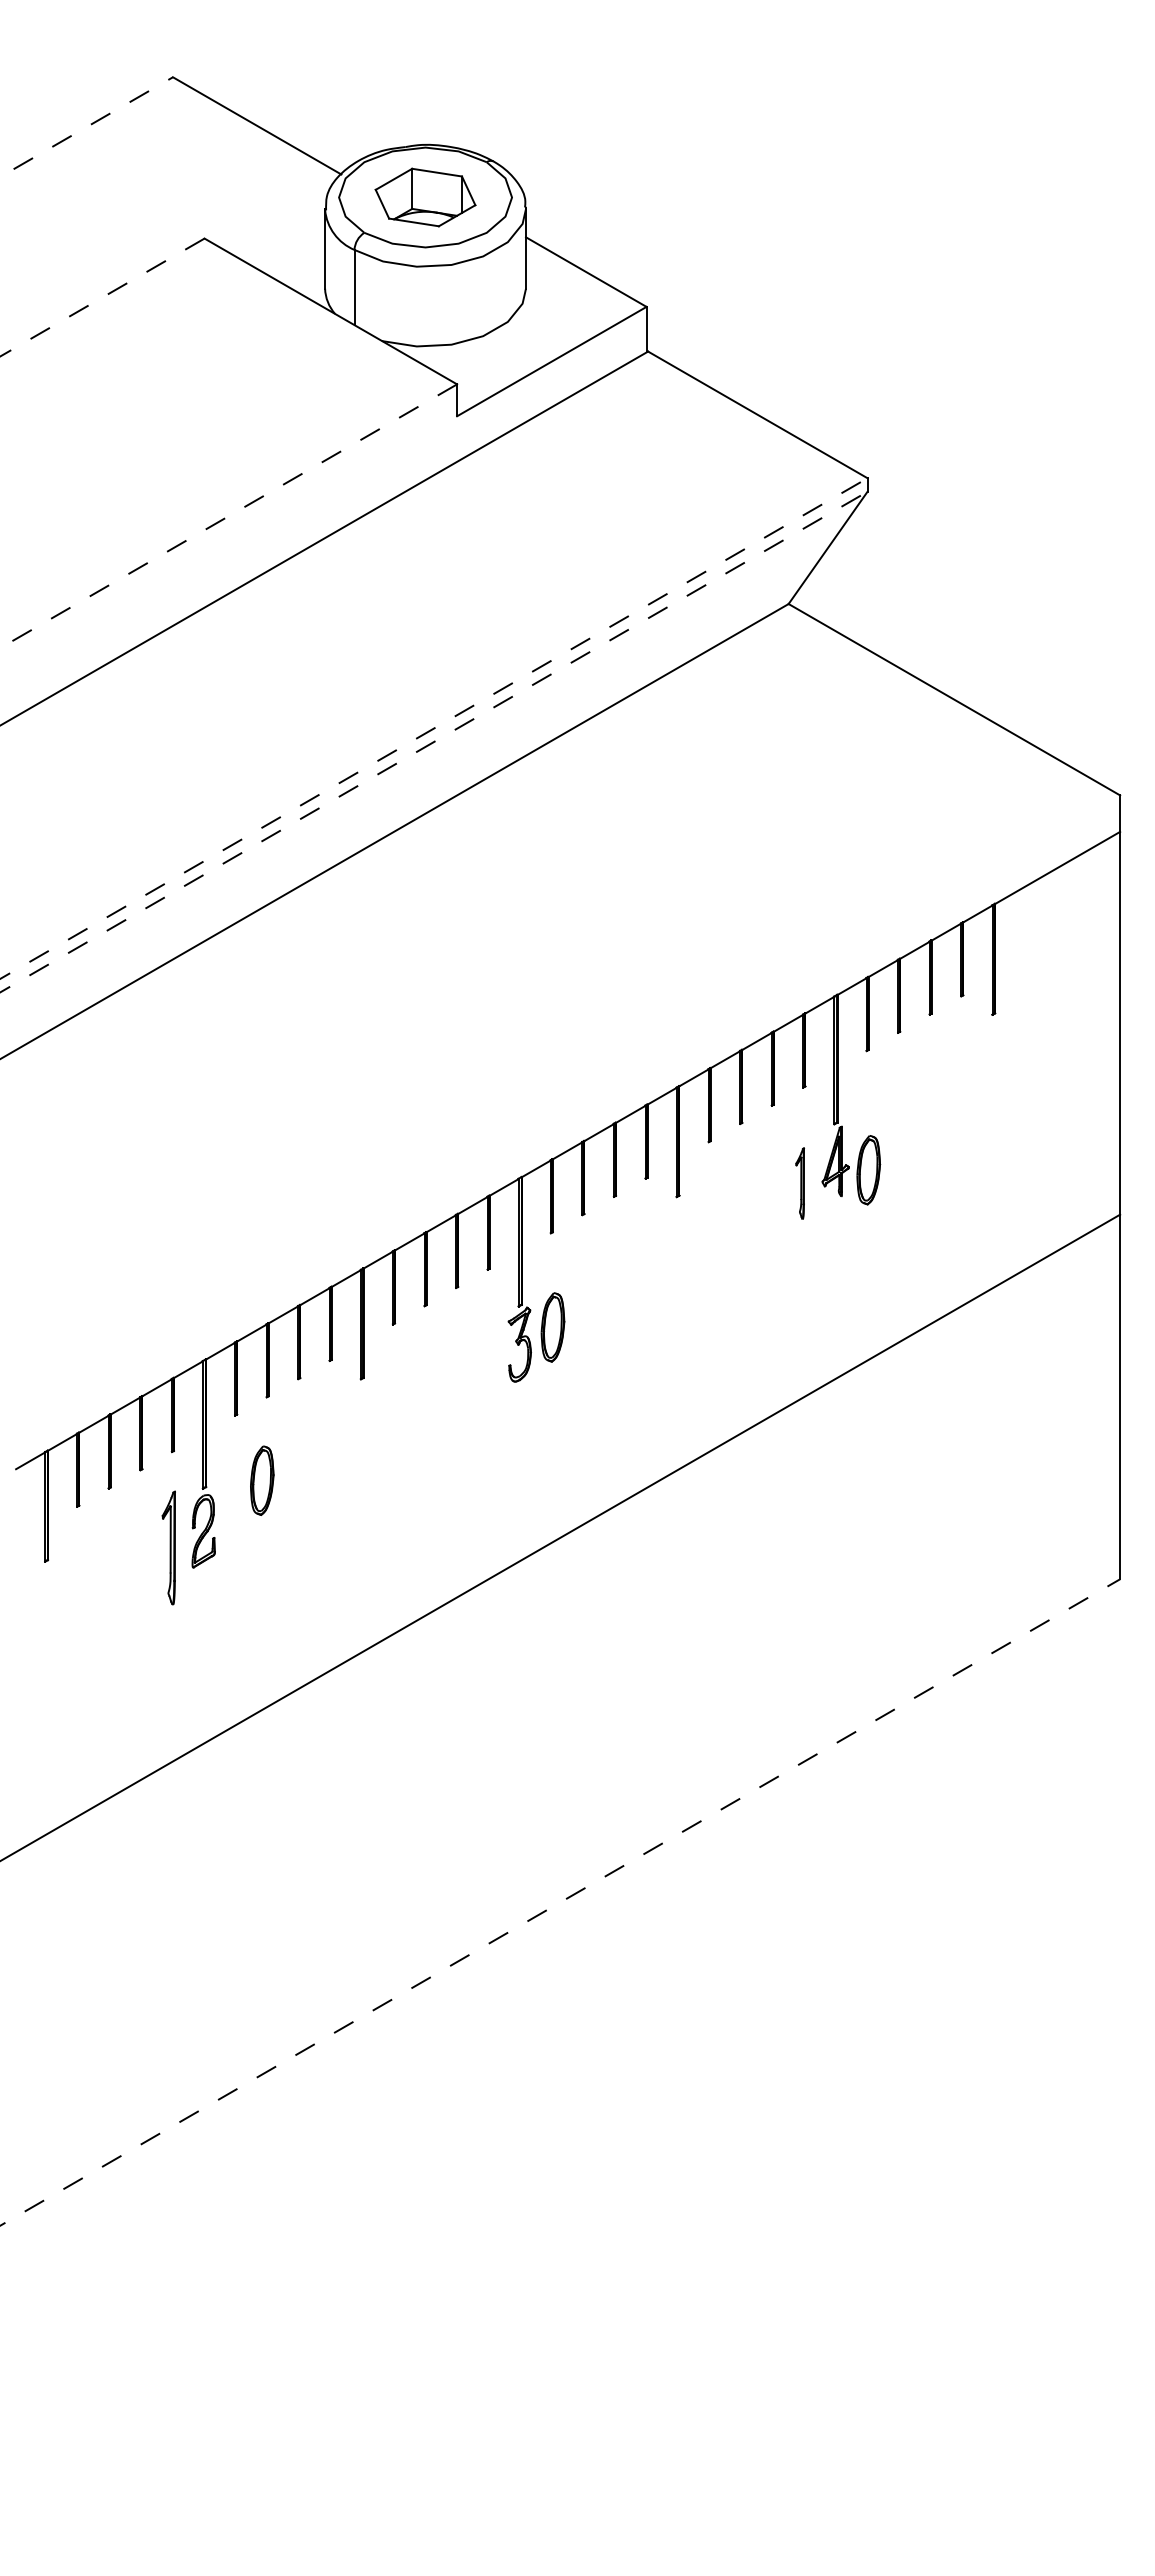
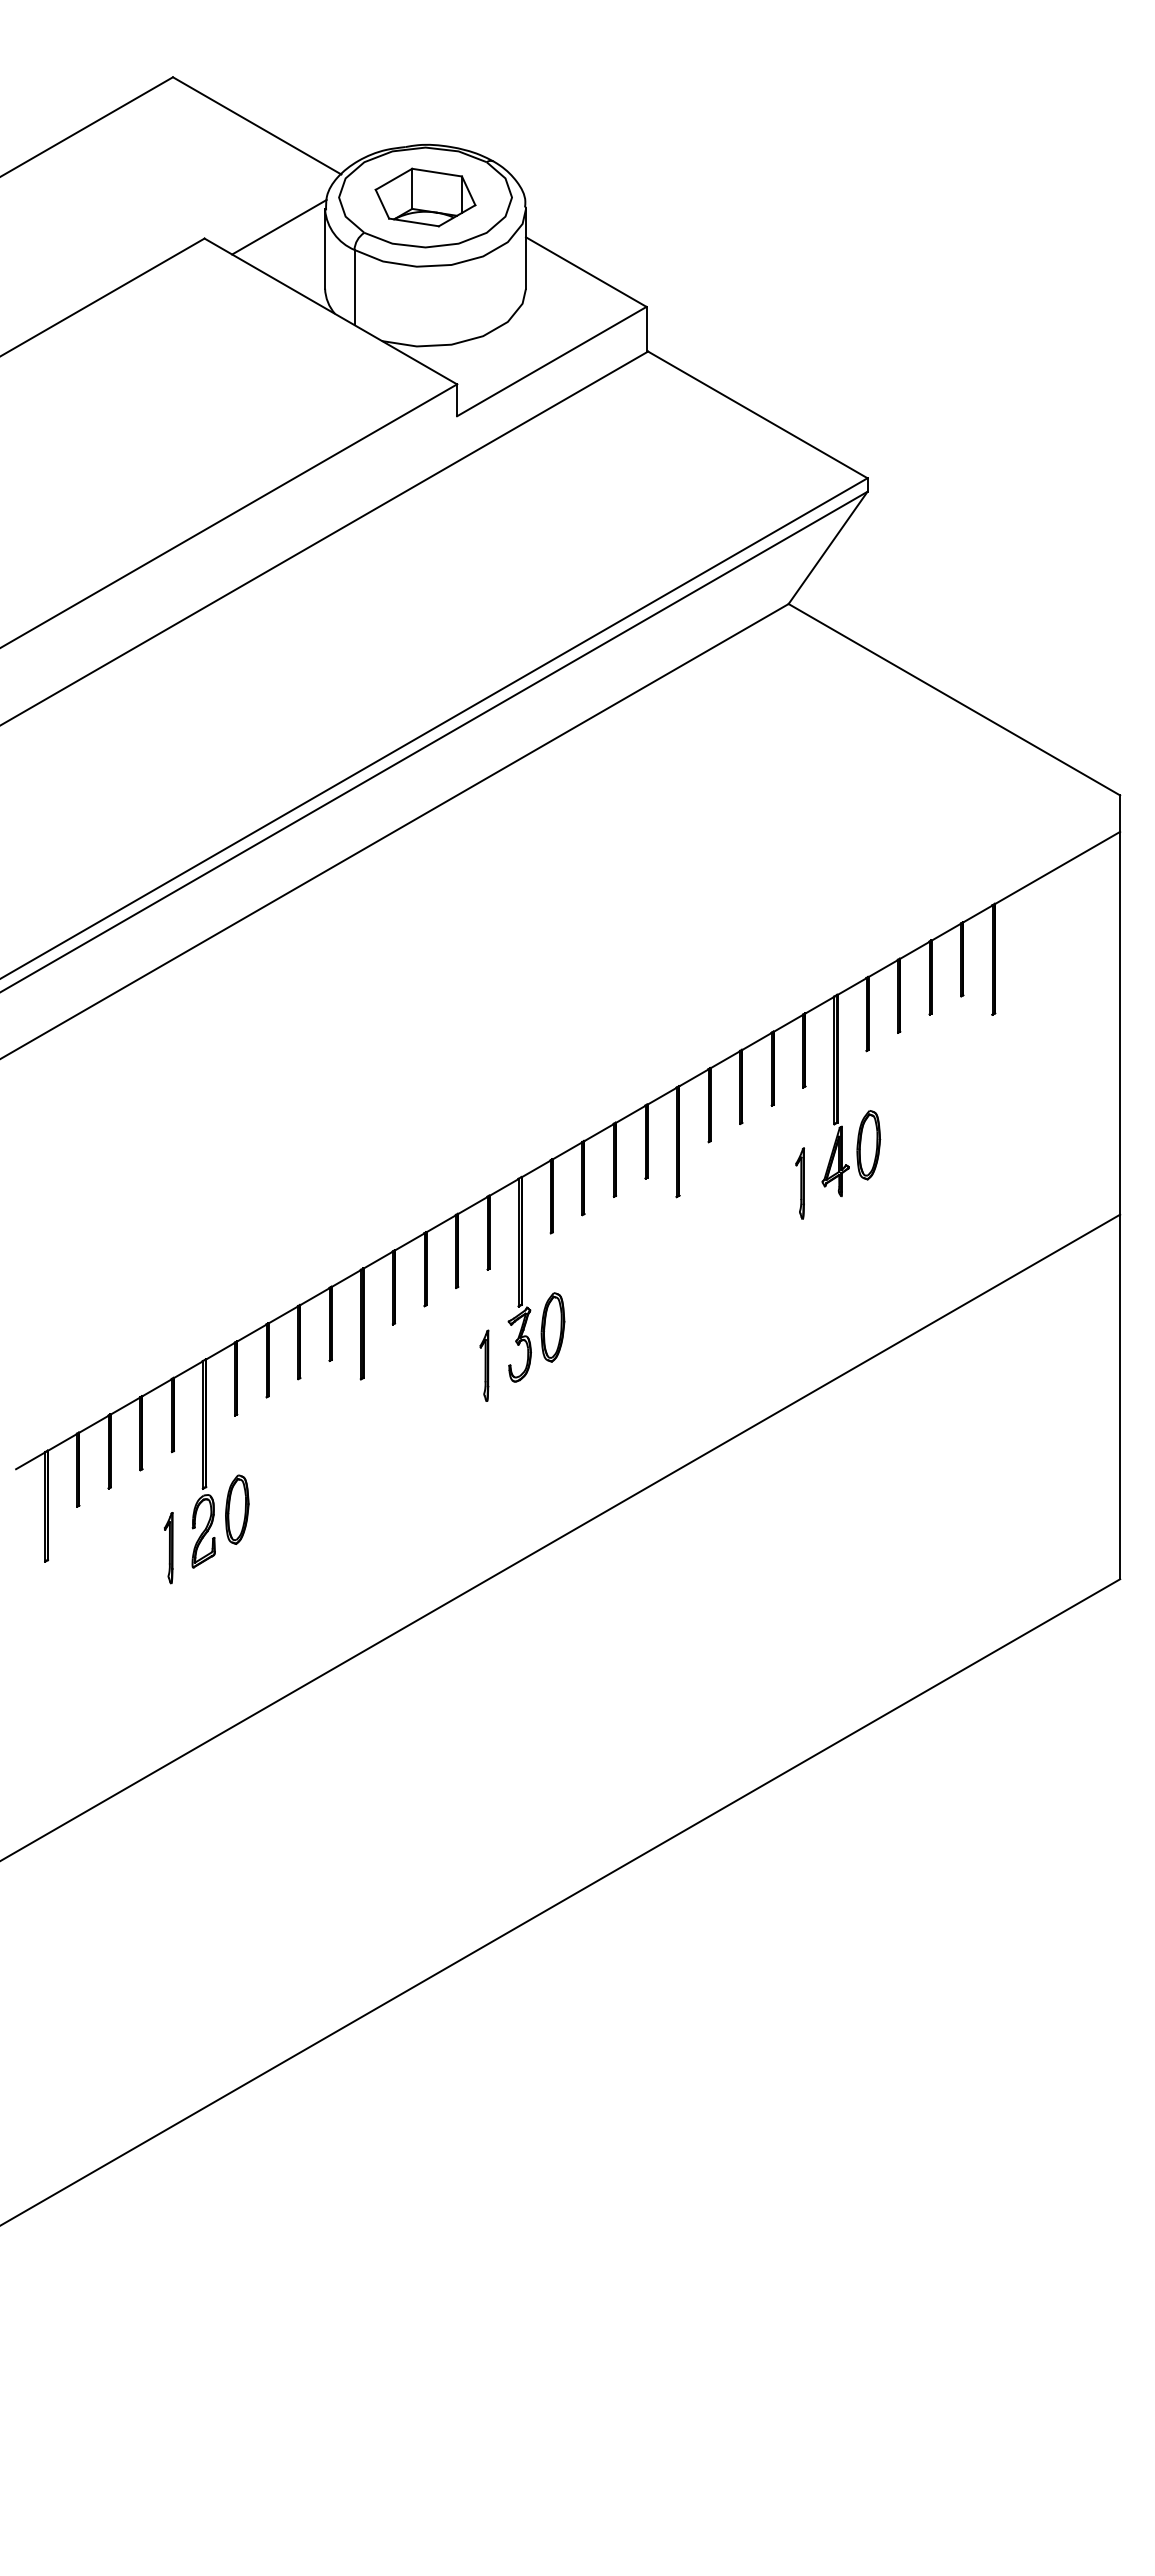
line: dashed -> solid (87, 126)
line: none -> present (279, 226)
line: dashed -> solid (102, 297)
line: dashed -> solid (228, 516)
line: dashed -> solid (434, 728)
line: dashed -> solid (434, 741)
part position: (868, 1170) -> (868, 1145) (868, 1145)
part: none -> present (484, 1365)
part position: (262, 1480) -> (237, 1509) (237, 1509)
part size: 15x116 px -> 11x73 px (168, 1548)
line: dashed -> solid (560, 1902)
